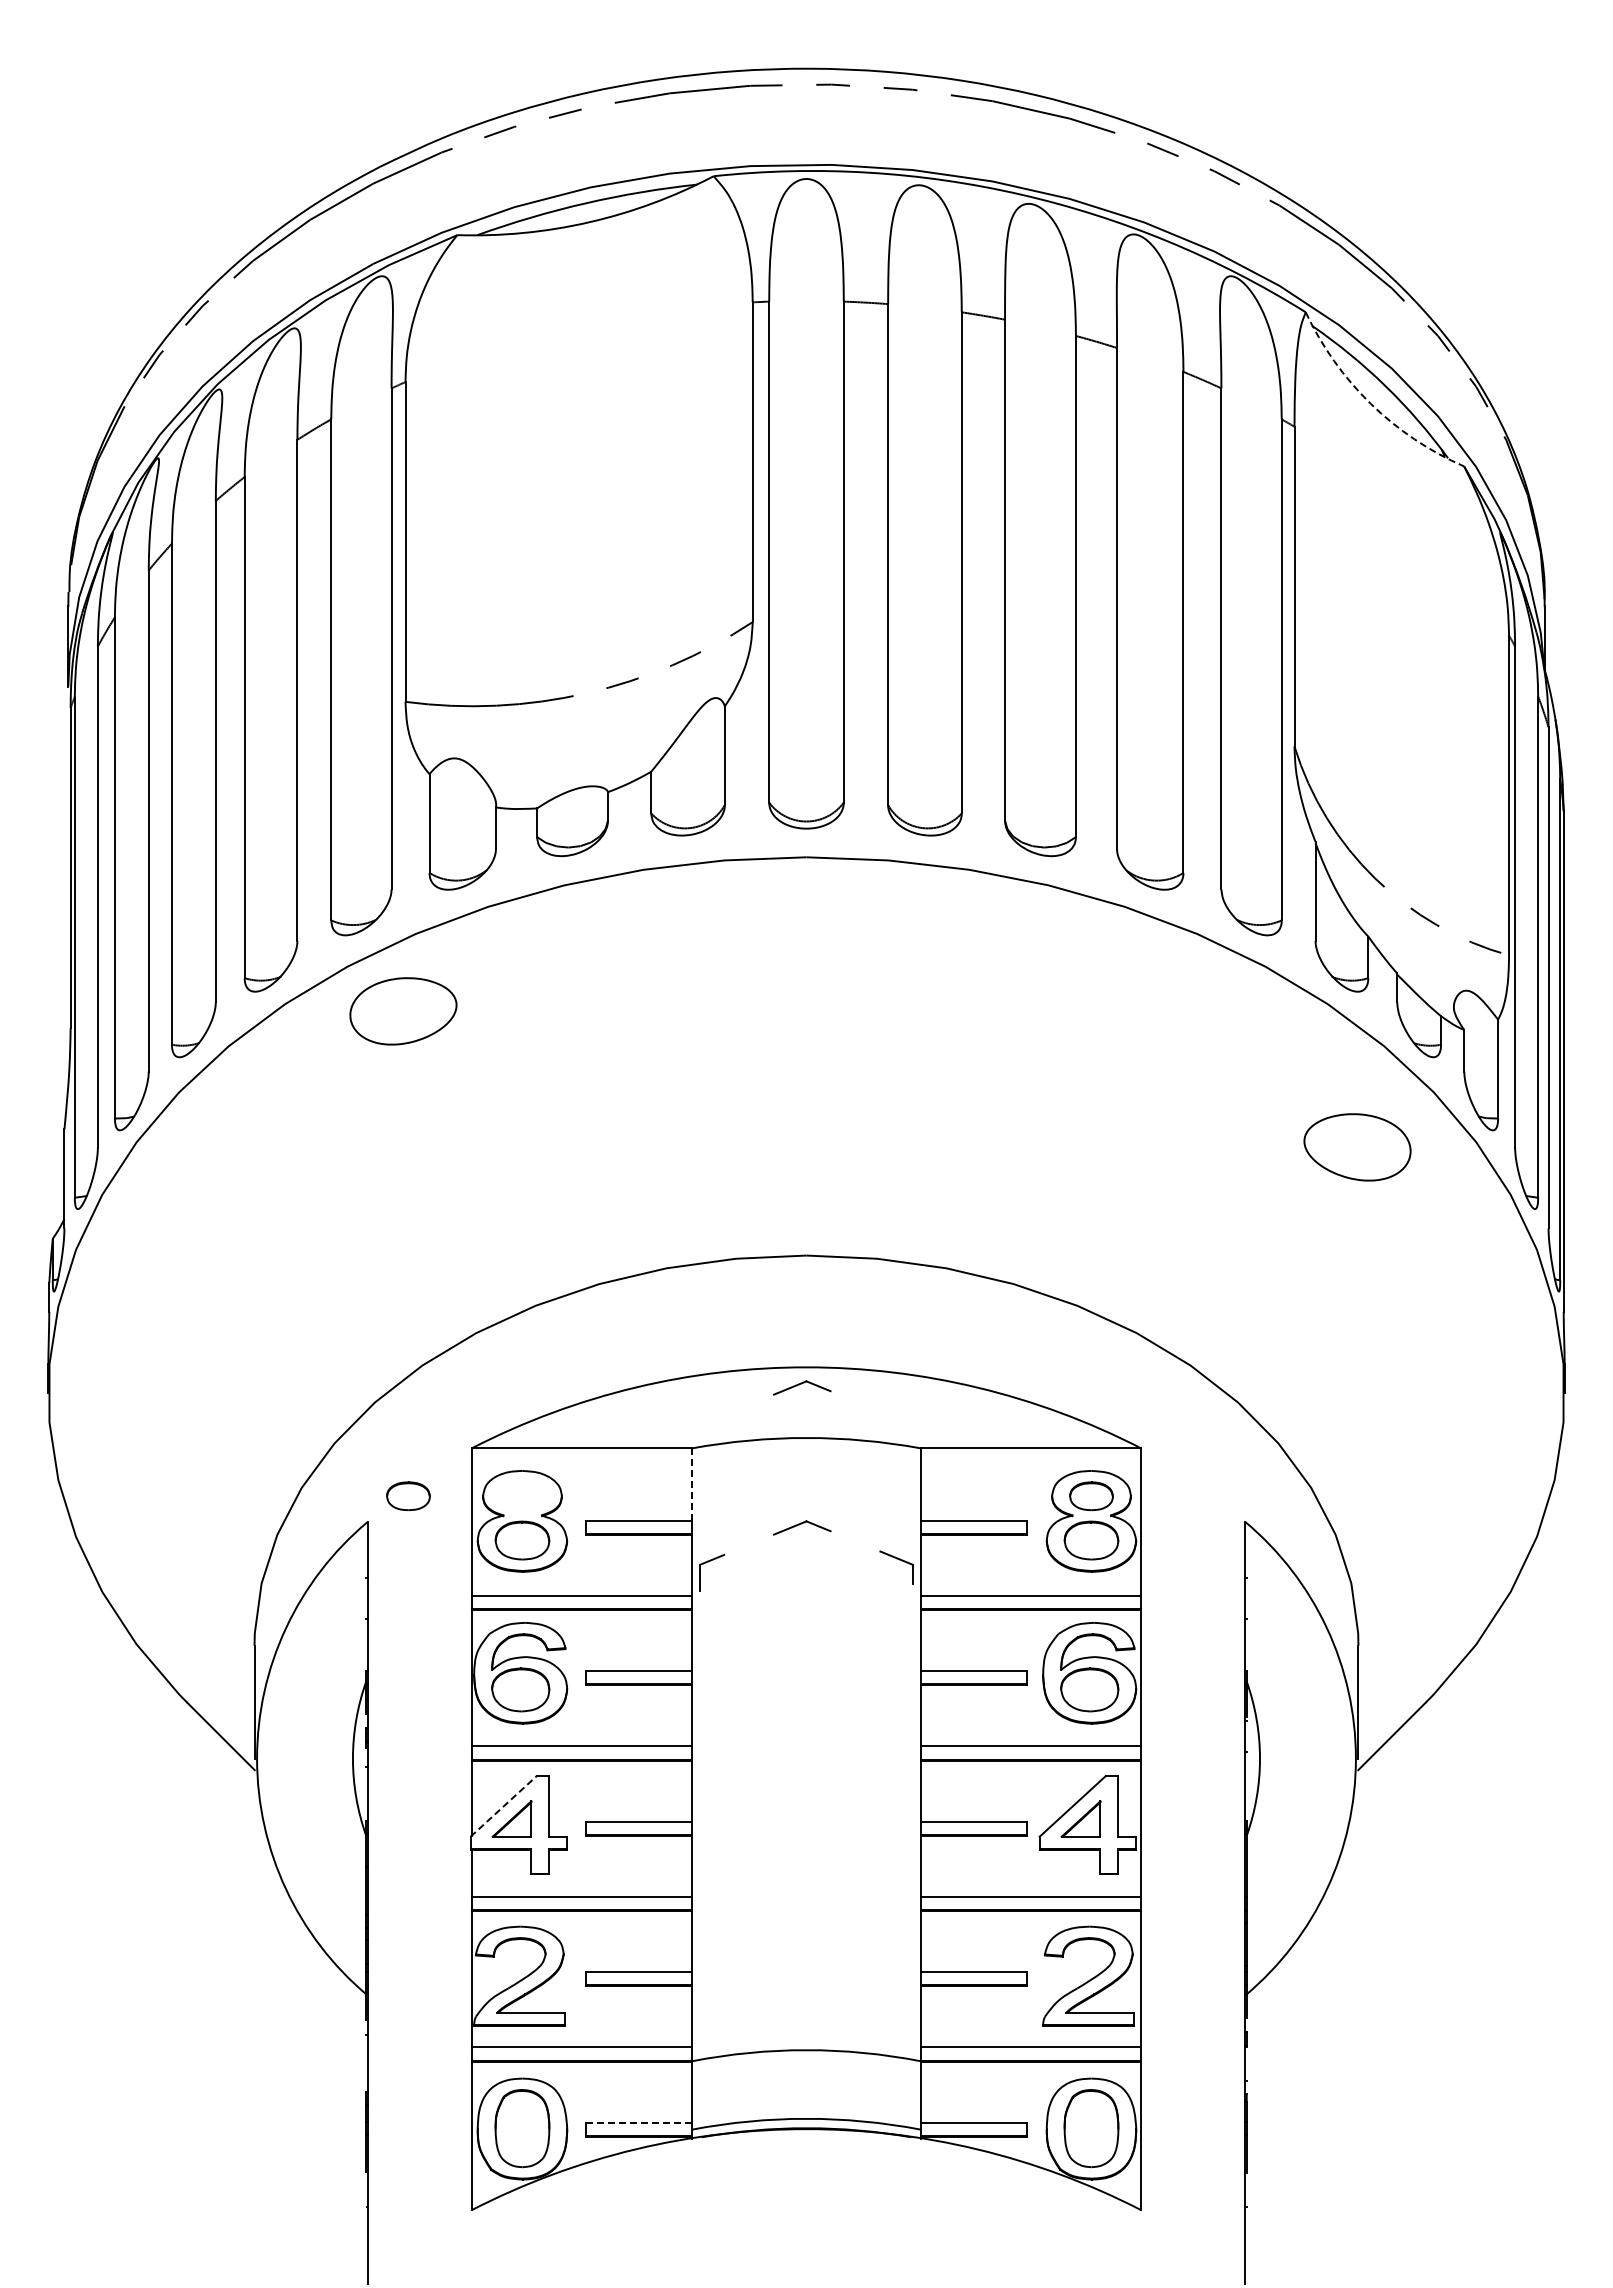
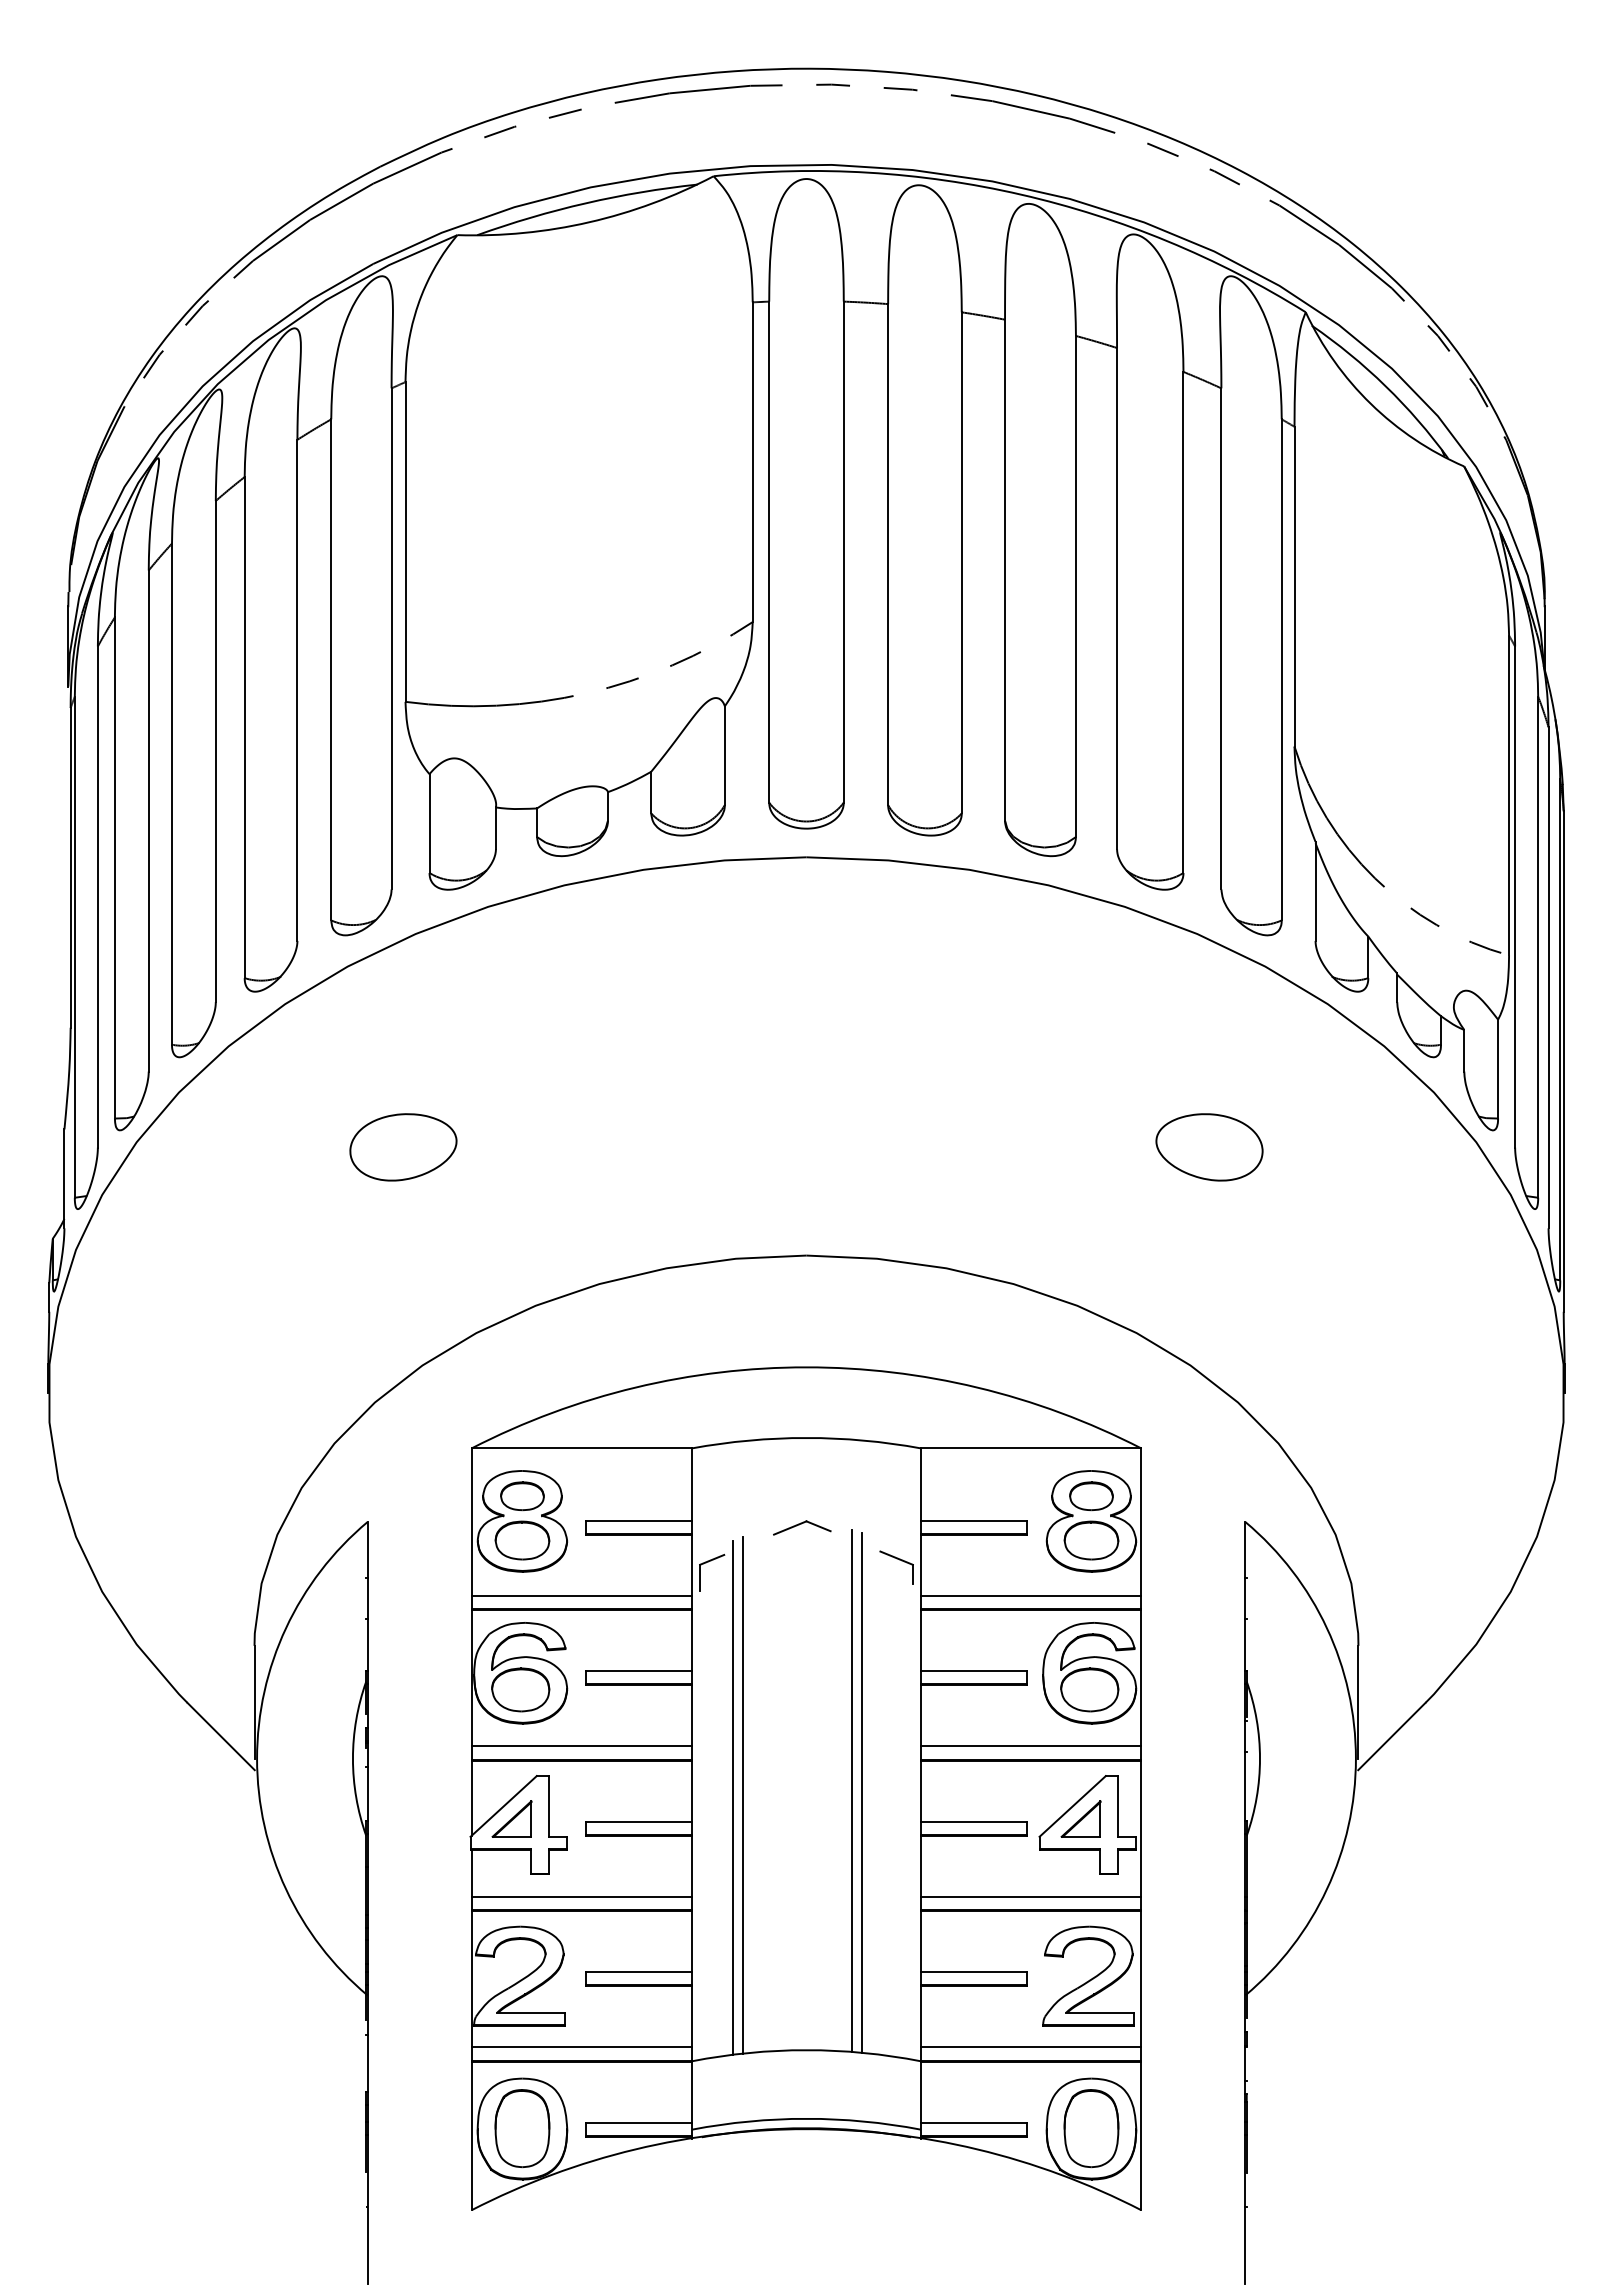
arc: dashed -> solid (1370, 403)
part position: (403, 1011) -> (403, 1147) (403, 1147)
part position: (1357, 1147) -> (1209, 1147) (1209, 1147)
part: present -> none (802, 1387)
line: dashed -> solid (692, 1485)
part position: (408, 1496) -> (522, 1496) (522, 1496)
line: none -> present (851, 1790)
line: none -> present (862, 1792)
line: none -> present (742, 1794)
line: none -> present (733, 1797)
line: dashed -> solid (503, 1806)
line: dashed -> solid (639, 2122)
